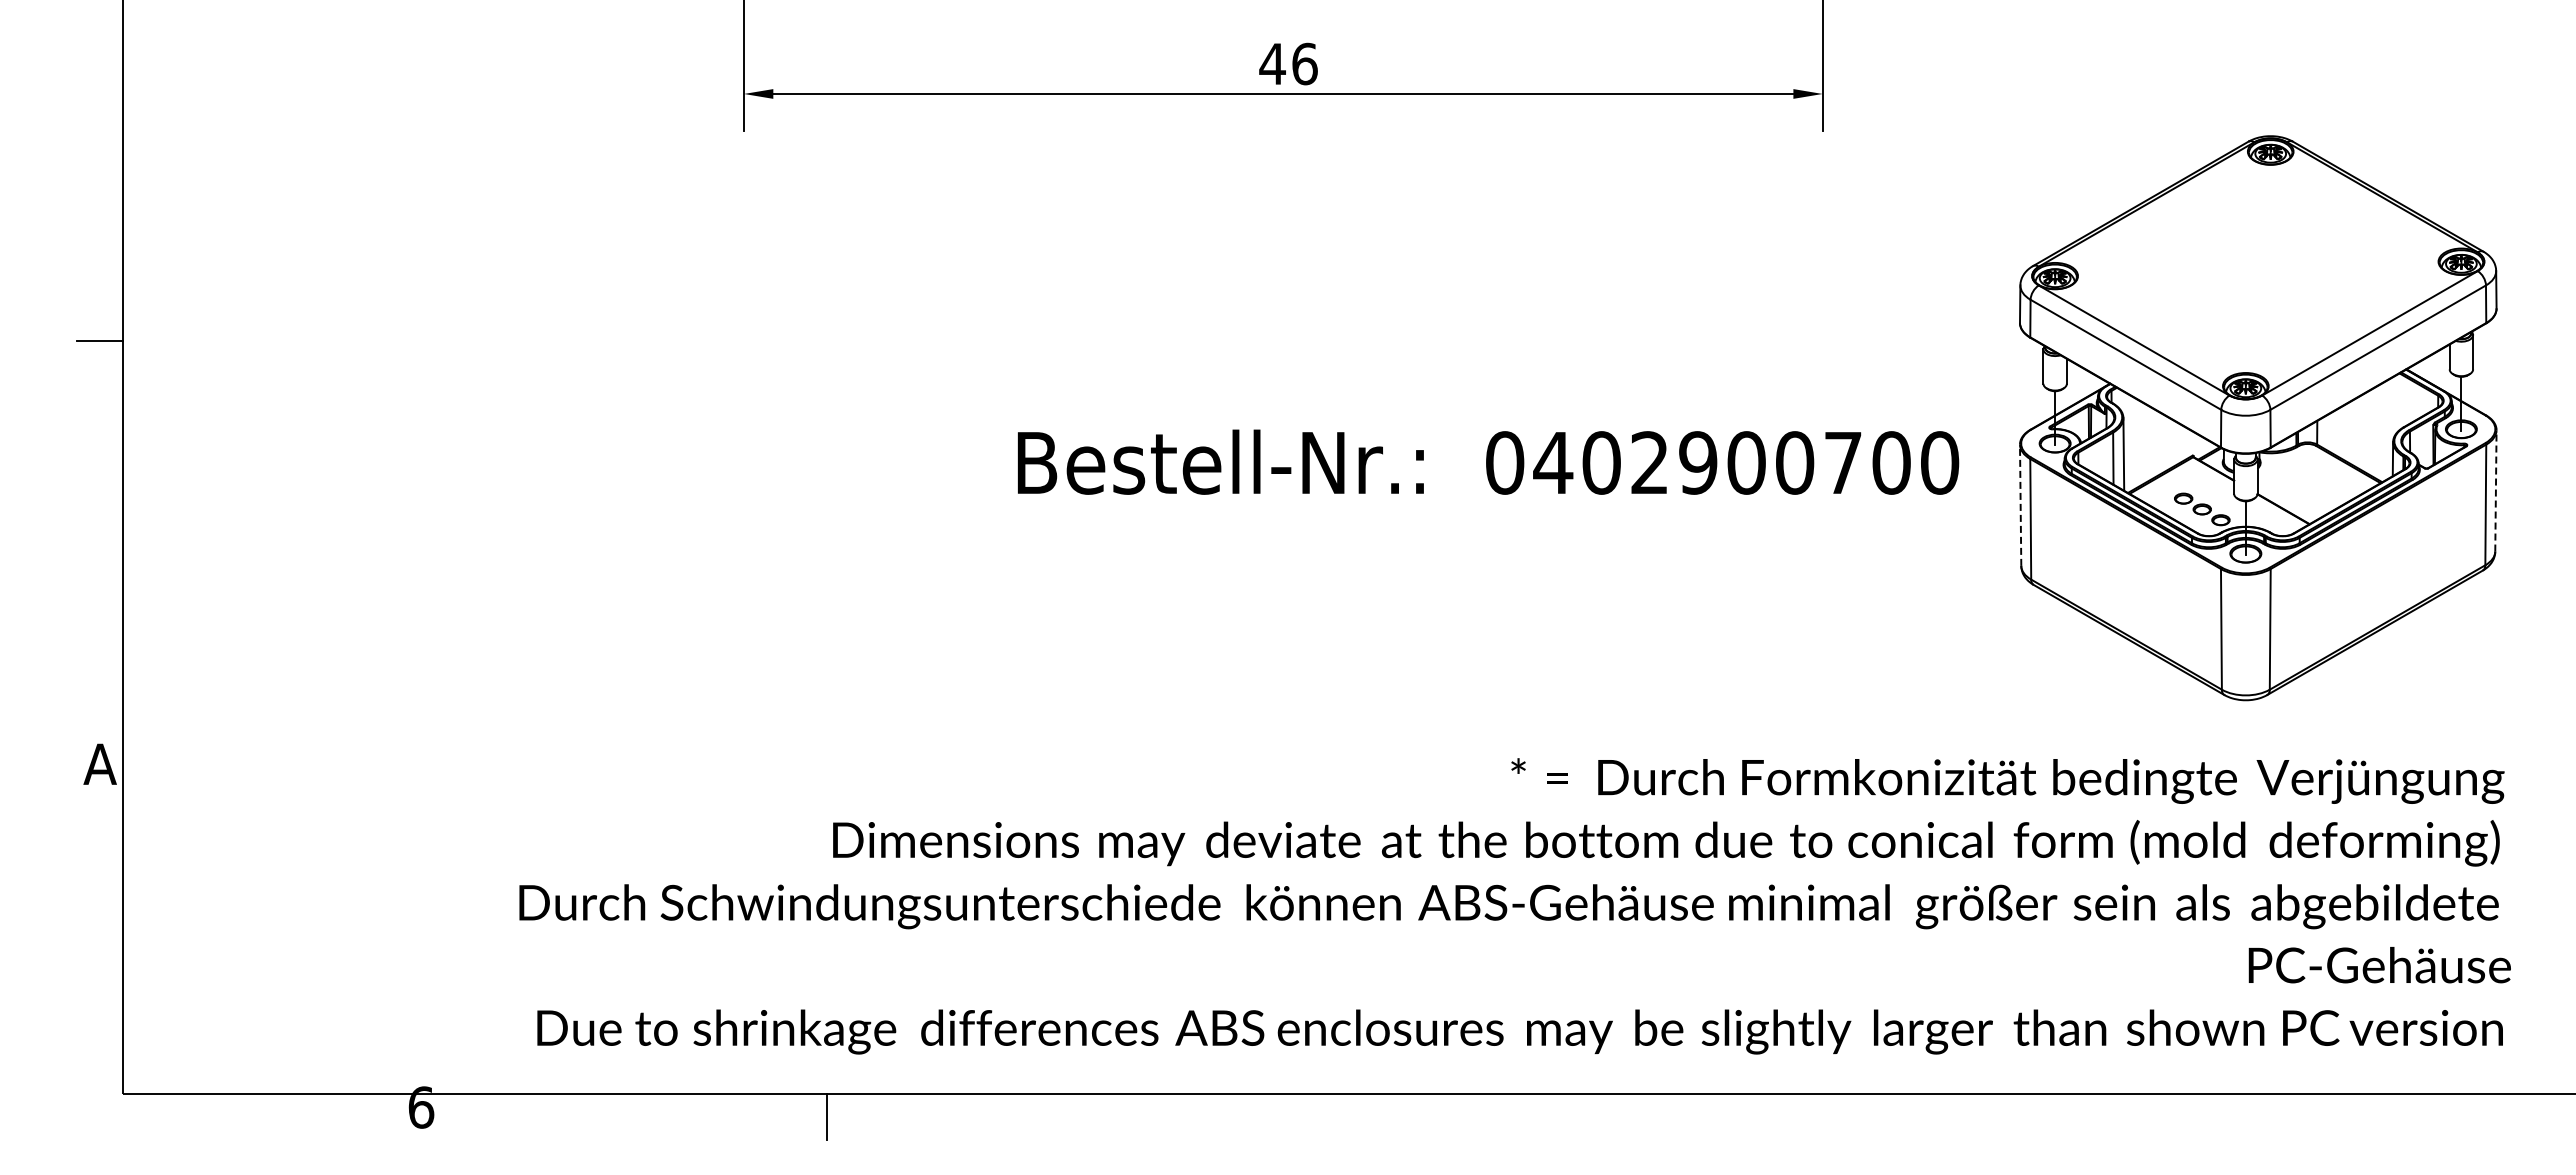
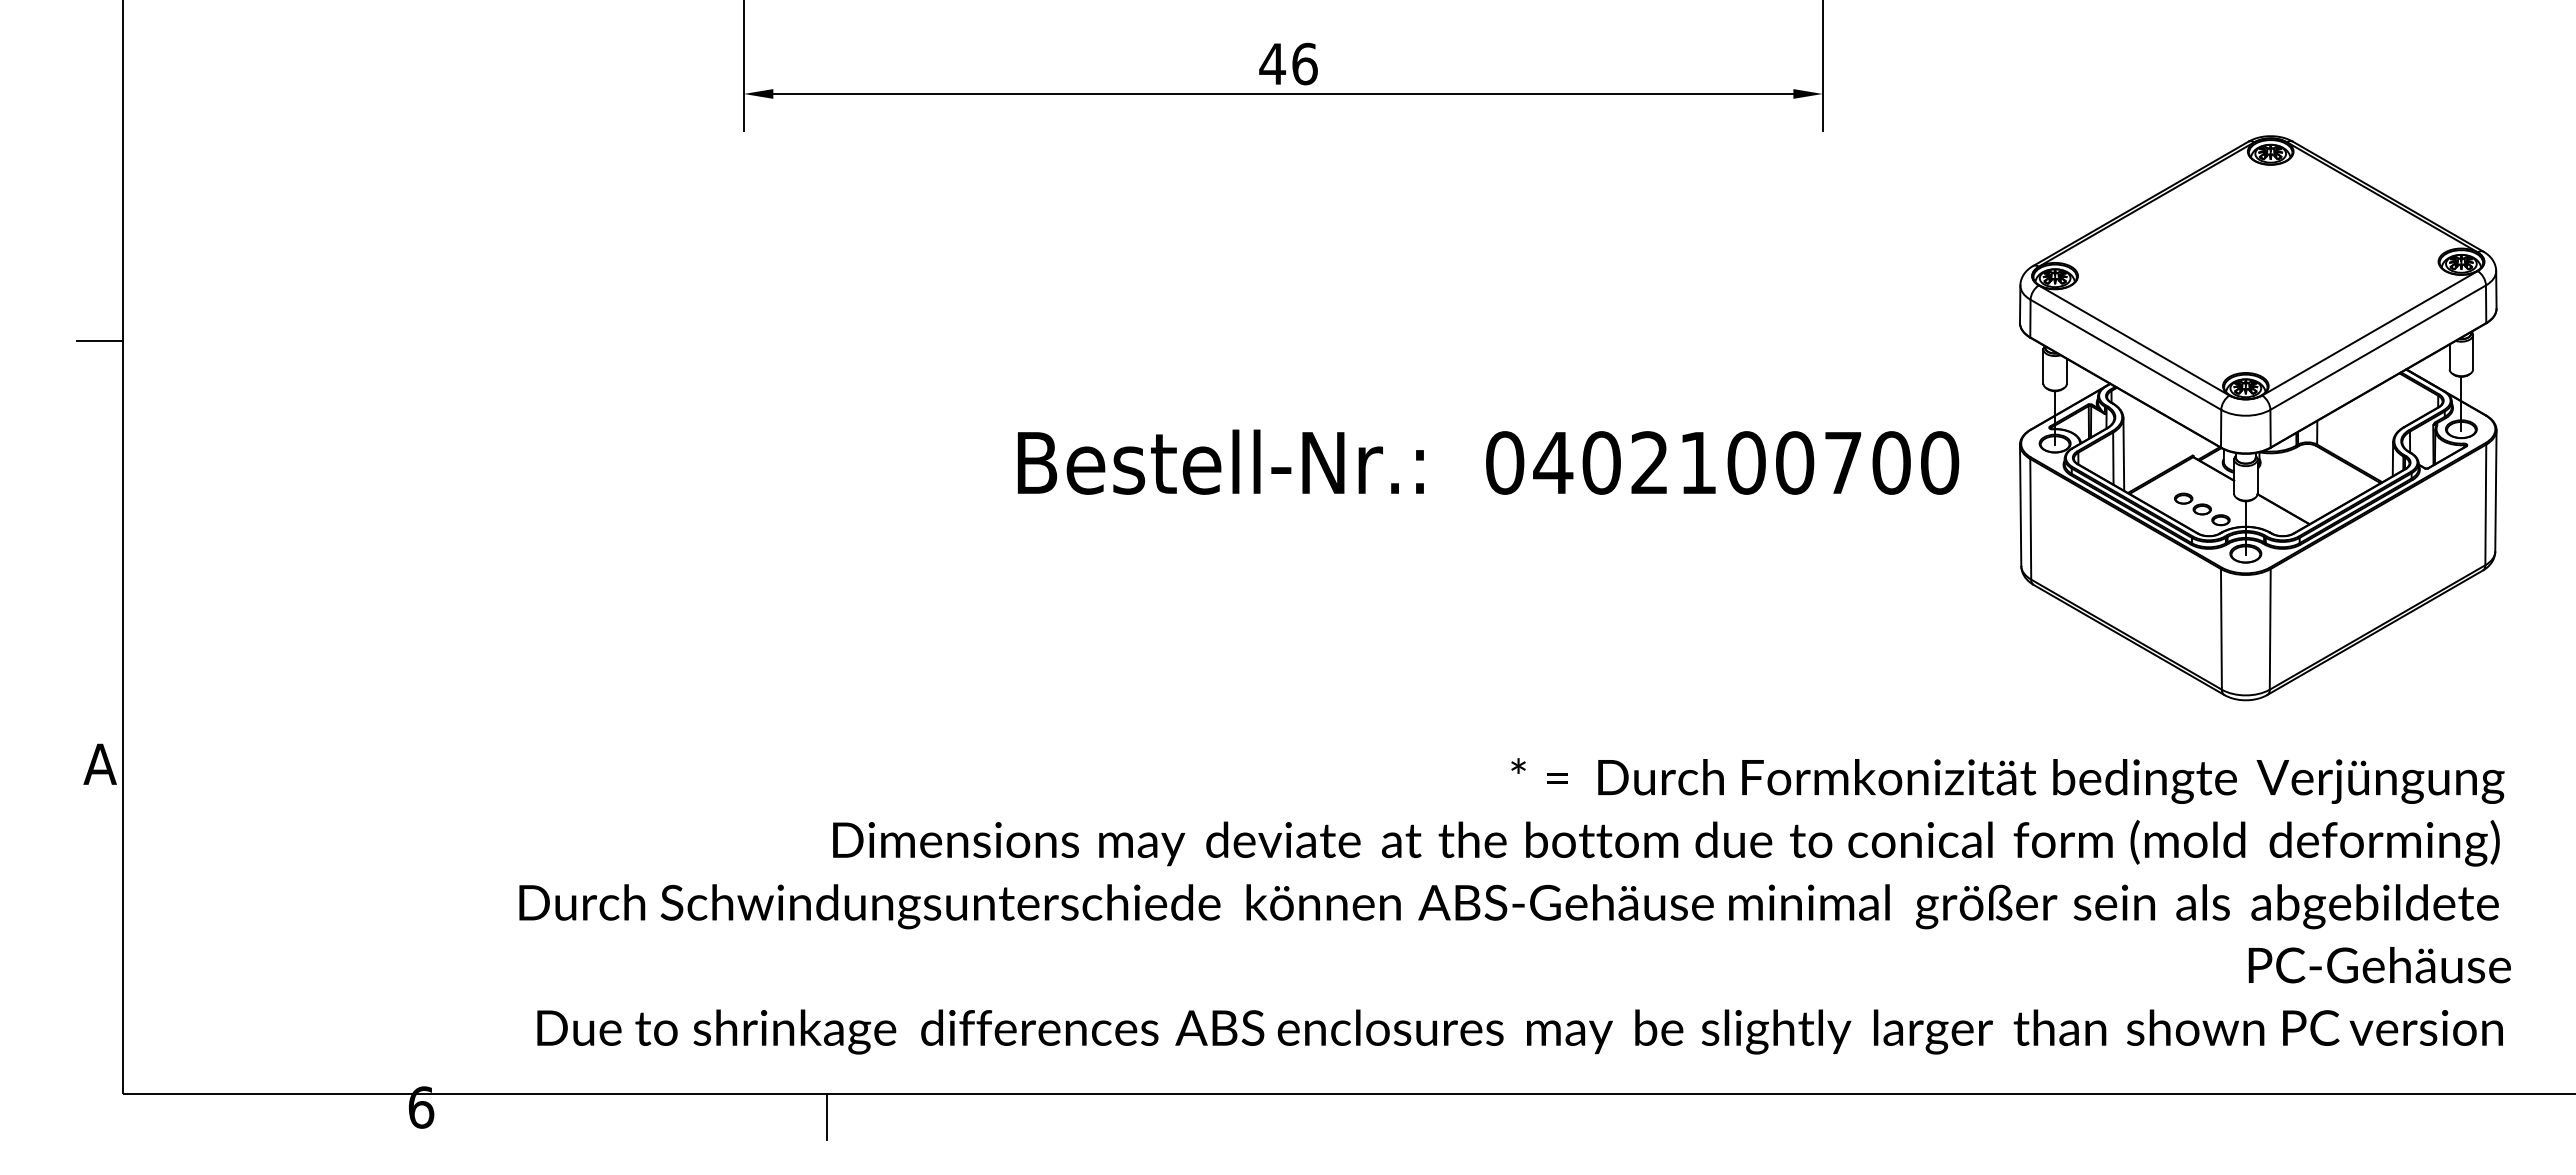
text: 0402900700 -> 0402100700 (1698, 462)
line: dashed -> solid (2495, 490)
line: dashed -> solid (2020, 505)
